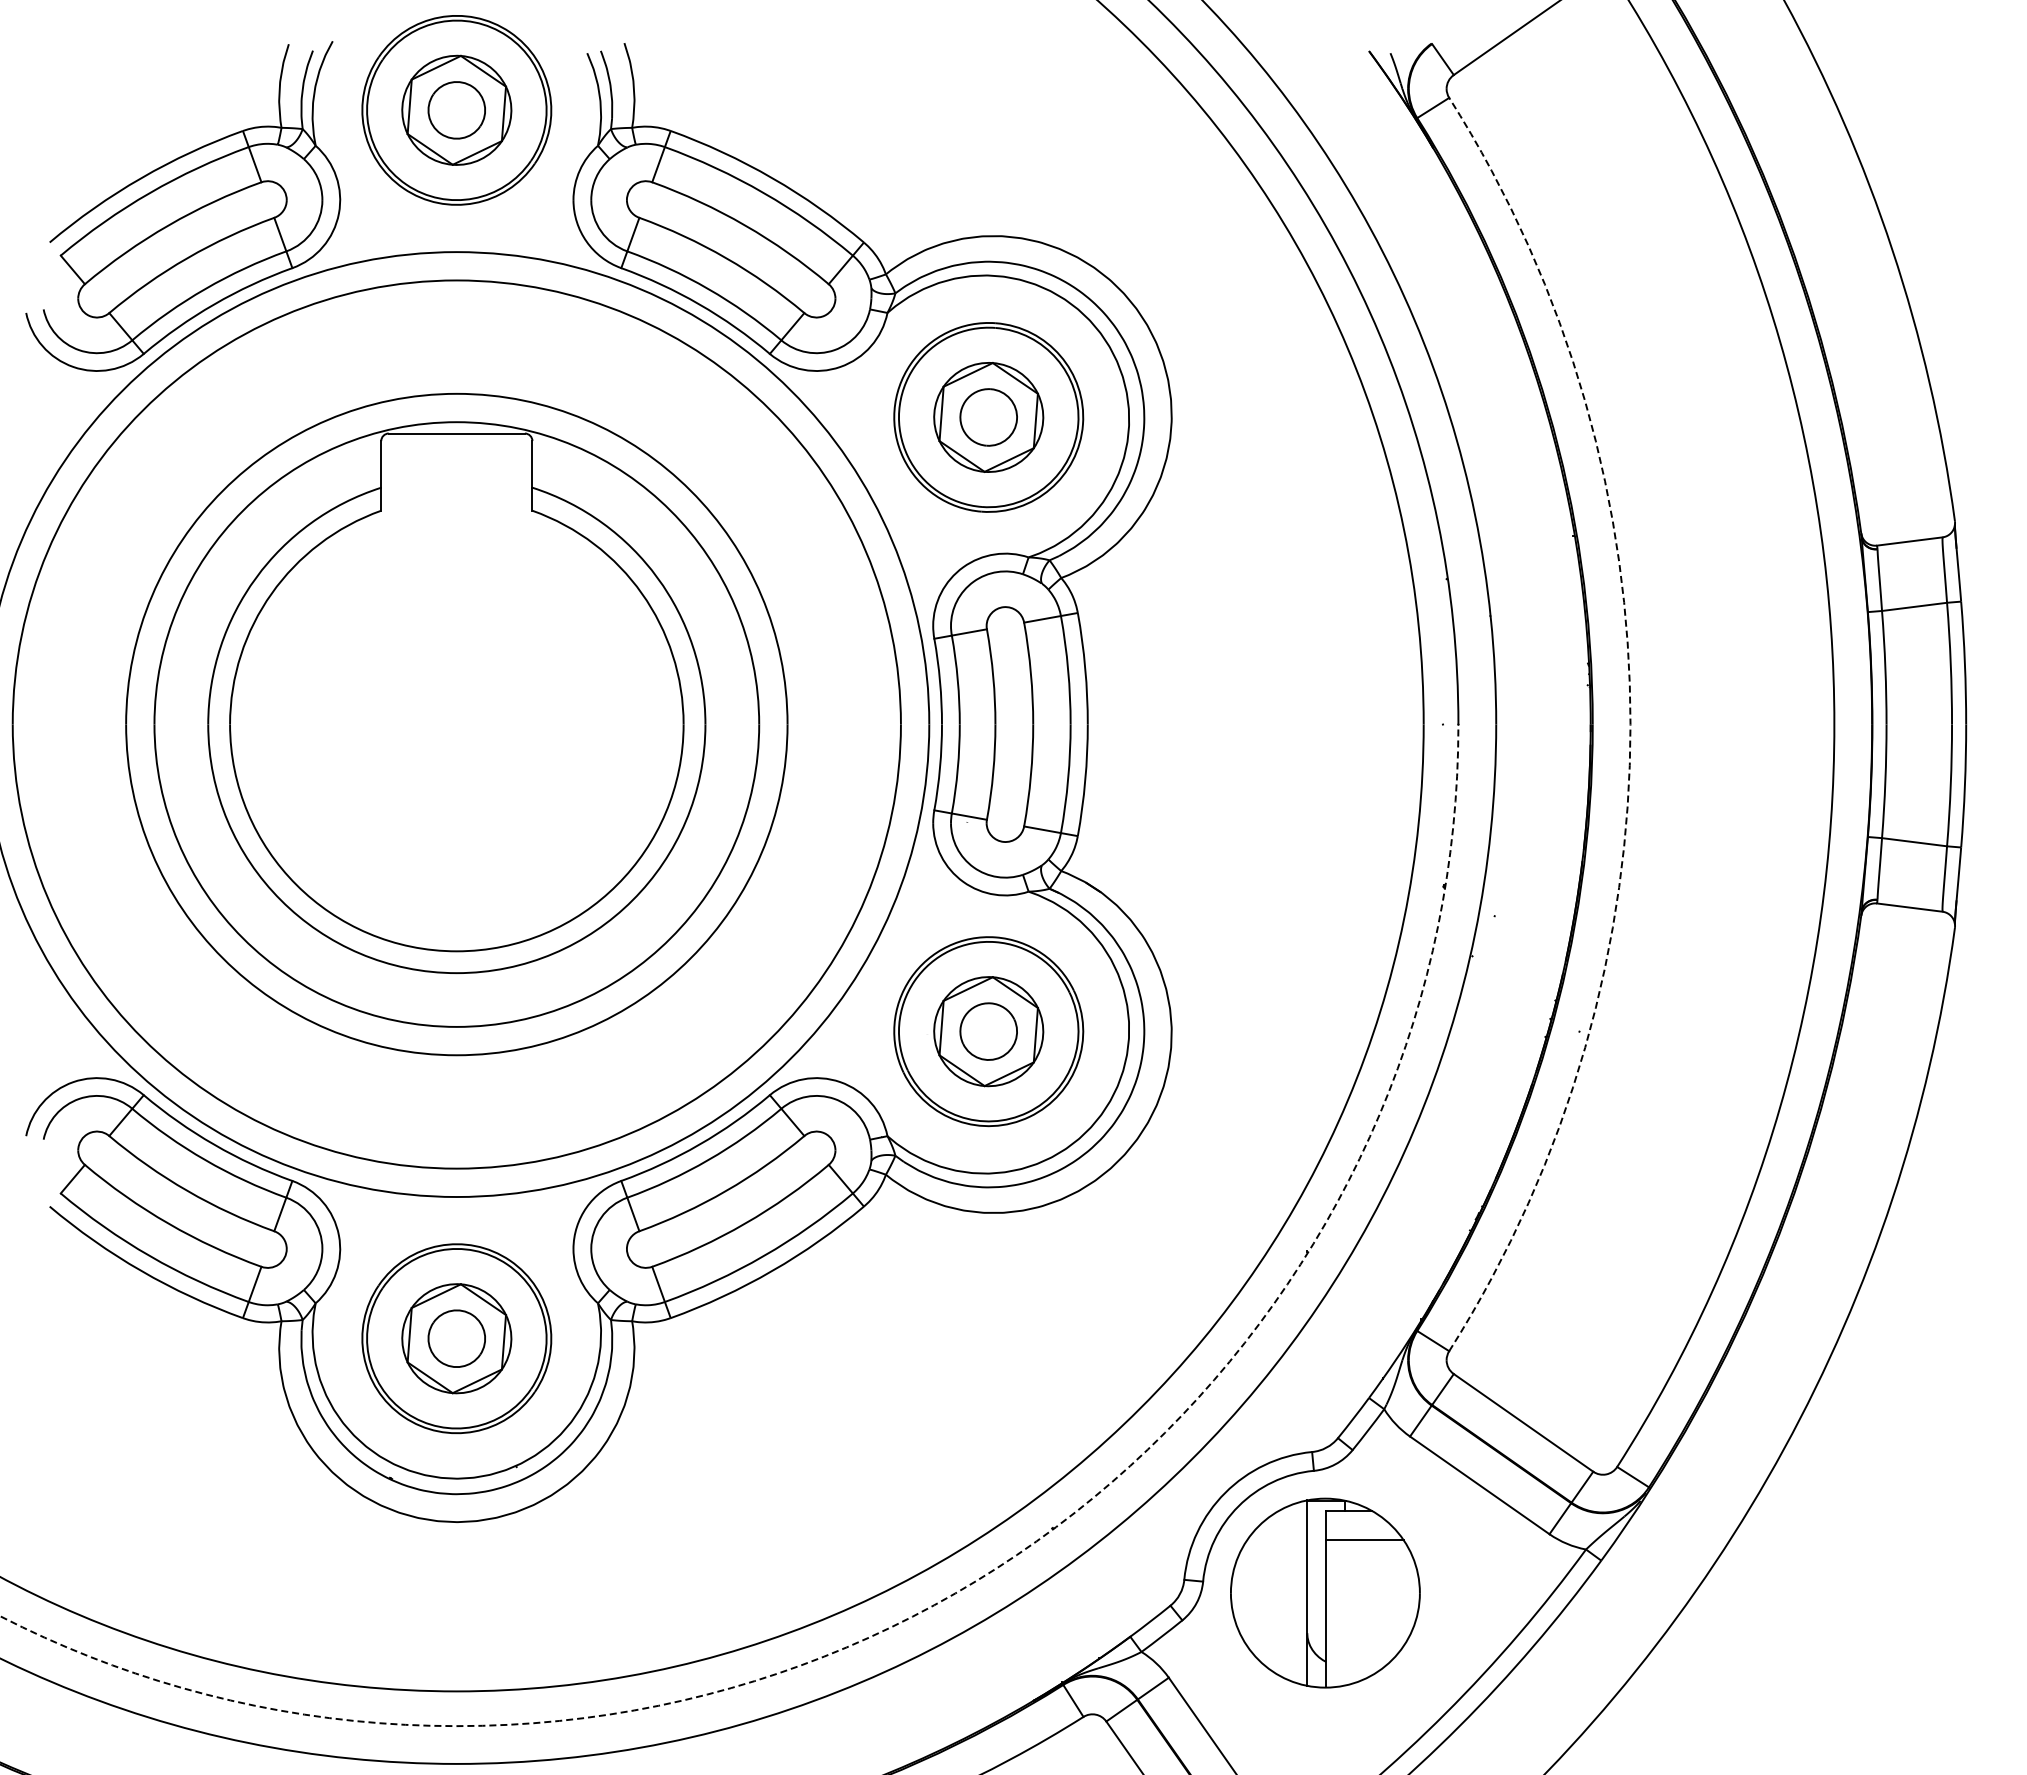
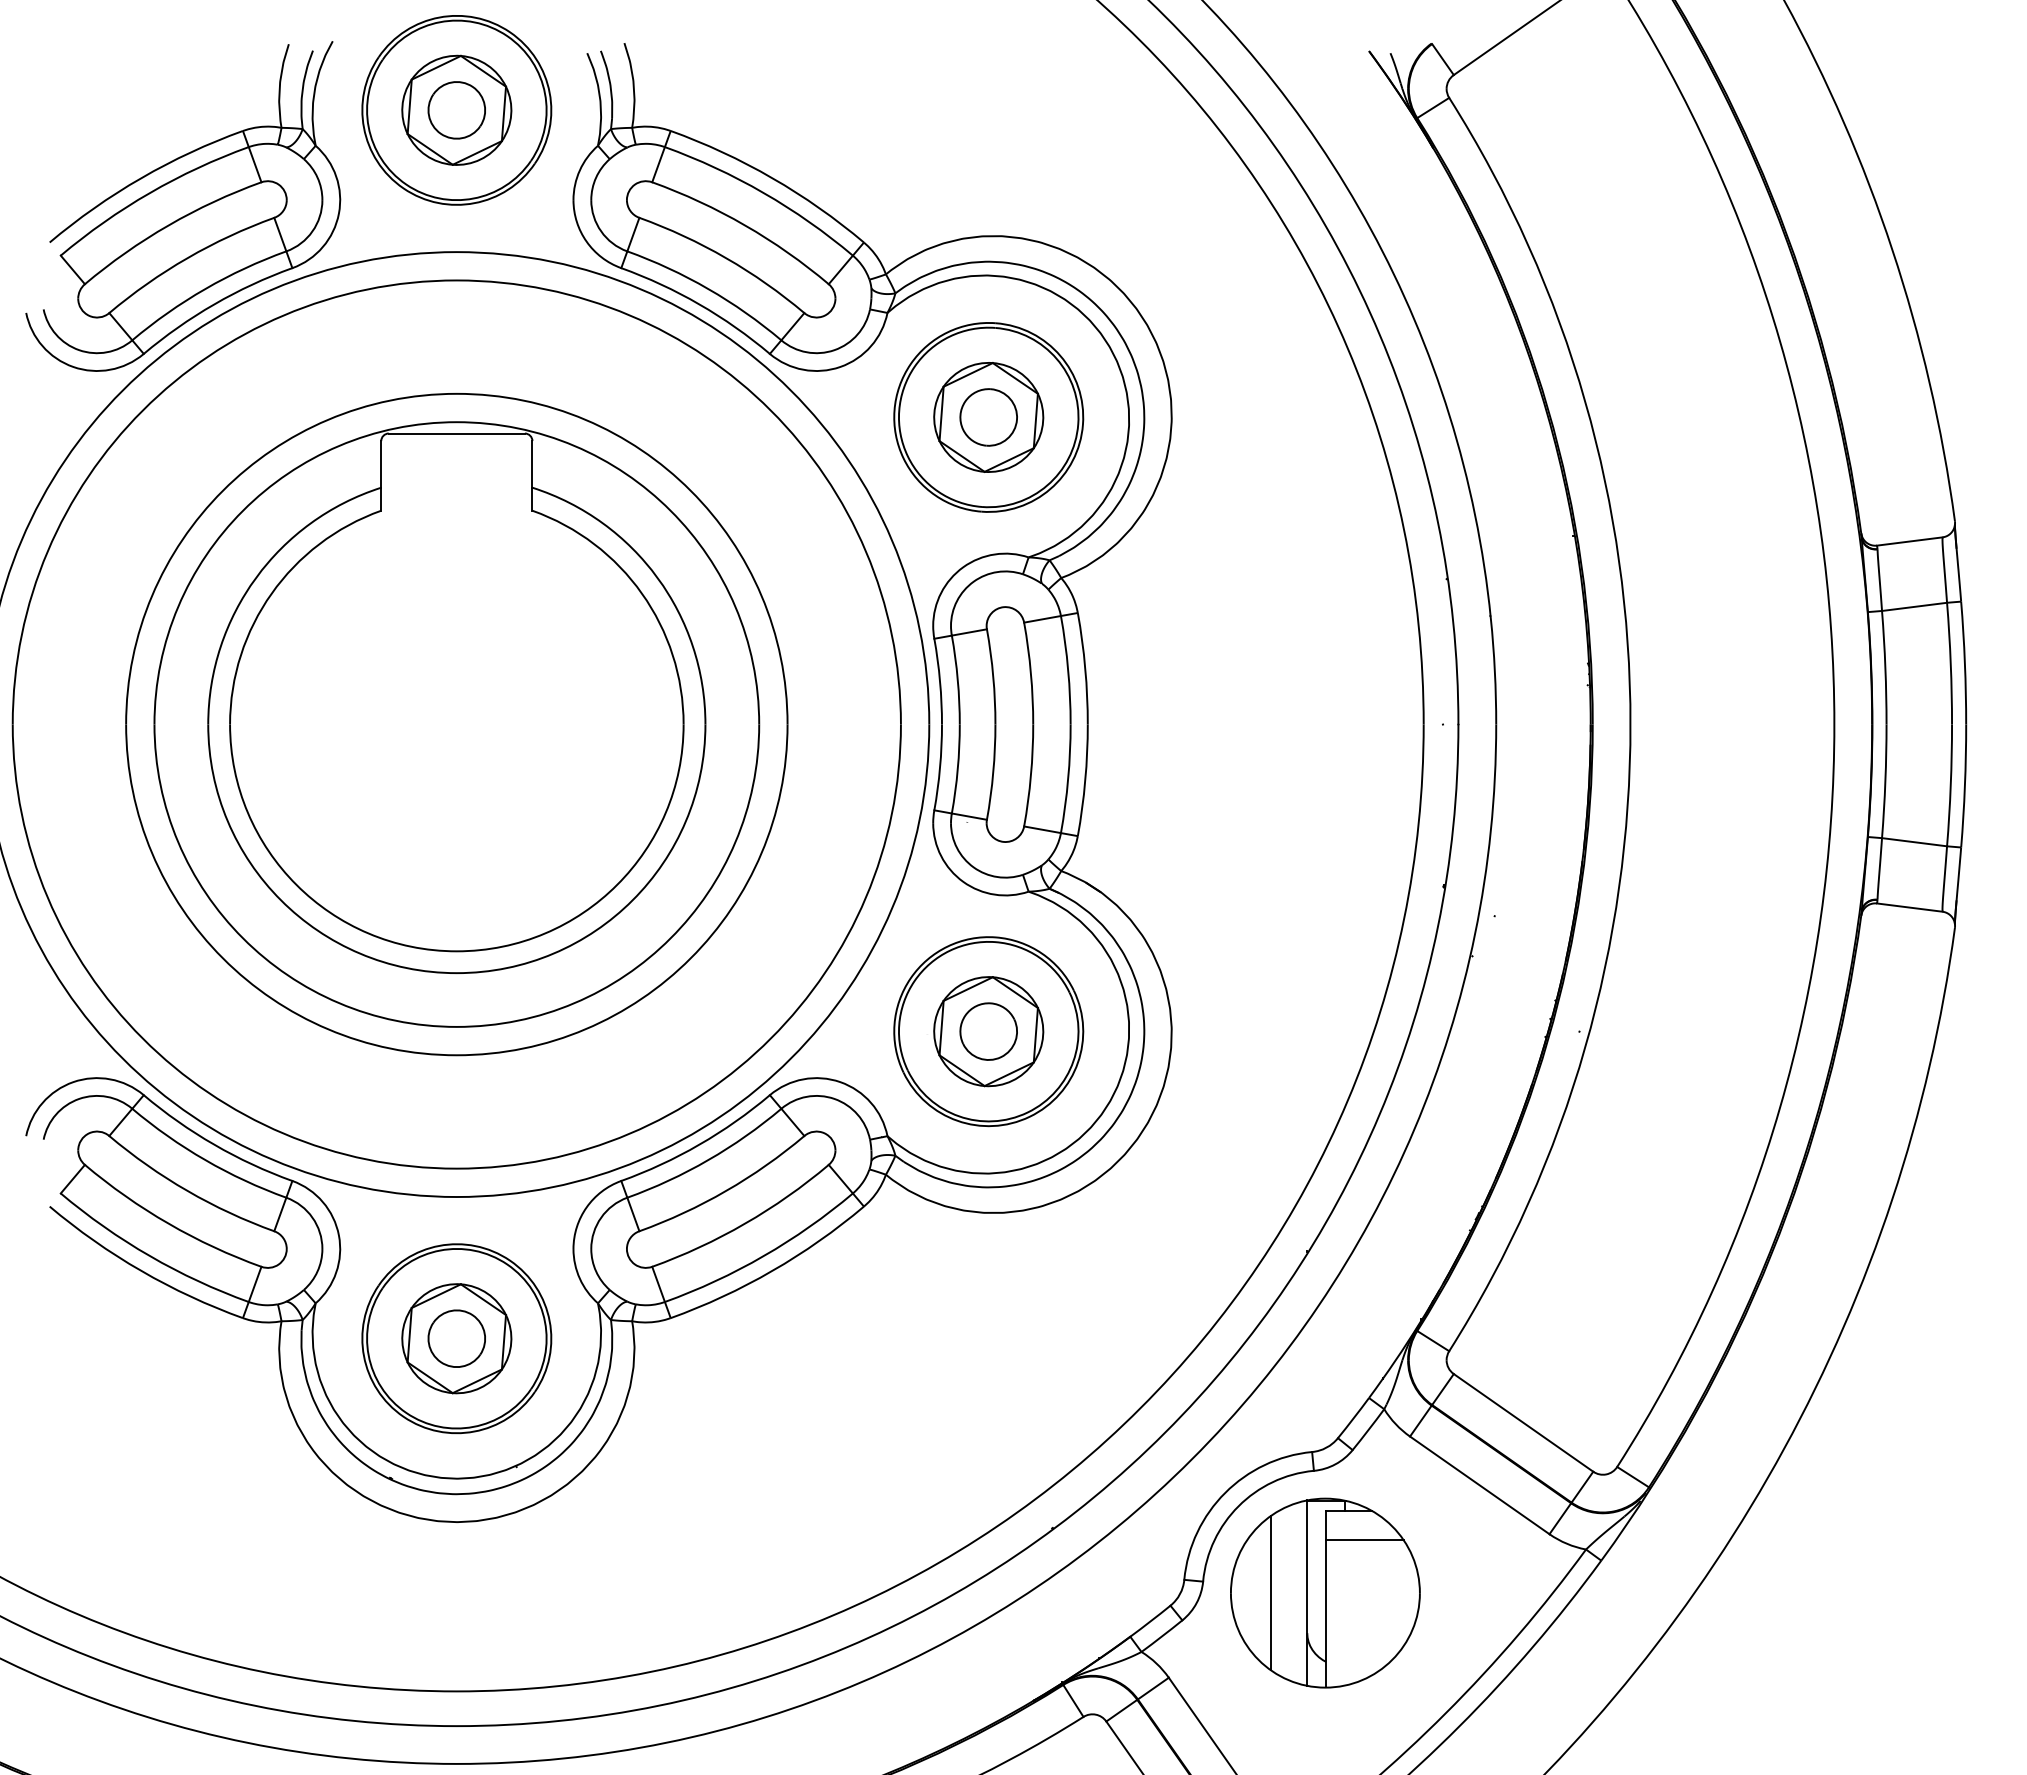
arc: dashed -> solid (1630, 724)
arc: dashed -> solid (982, 1577)
line: none -> present (1270, 1593)
